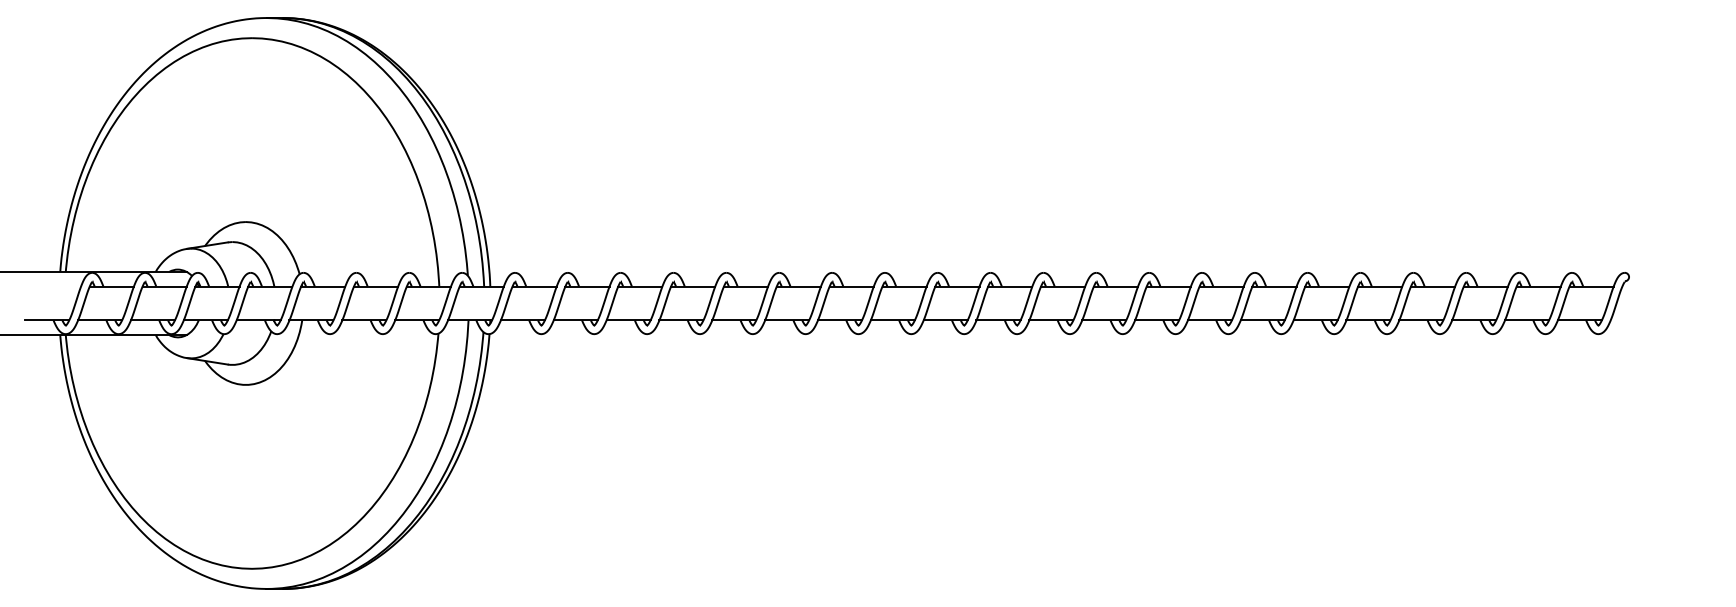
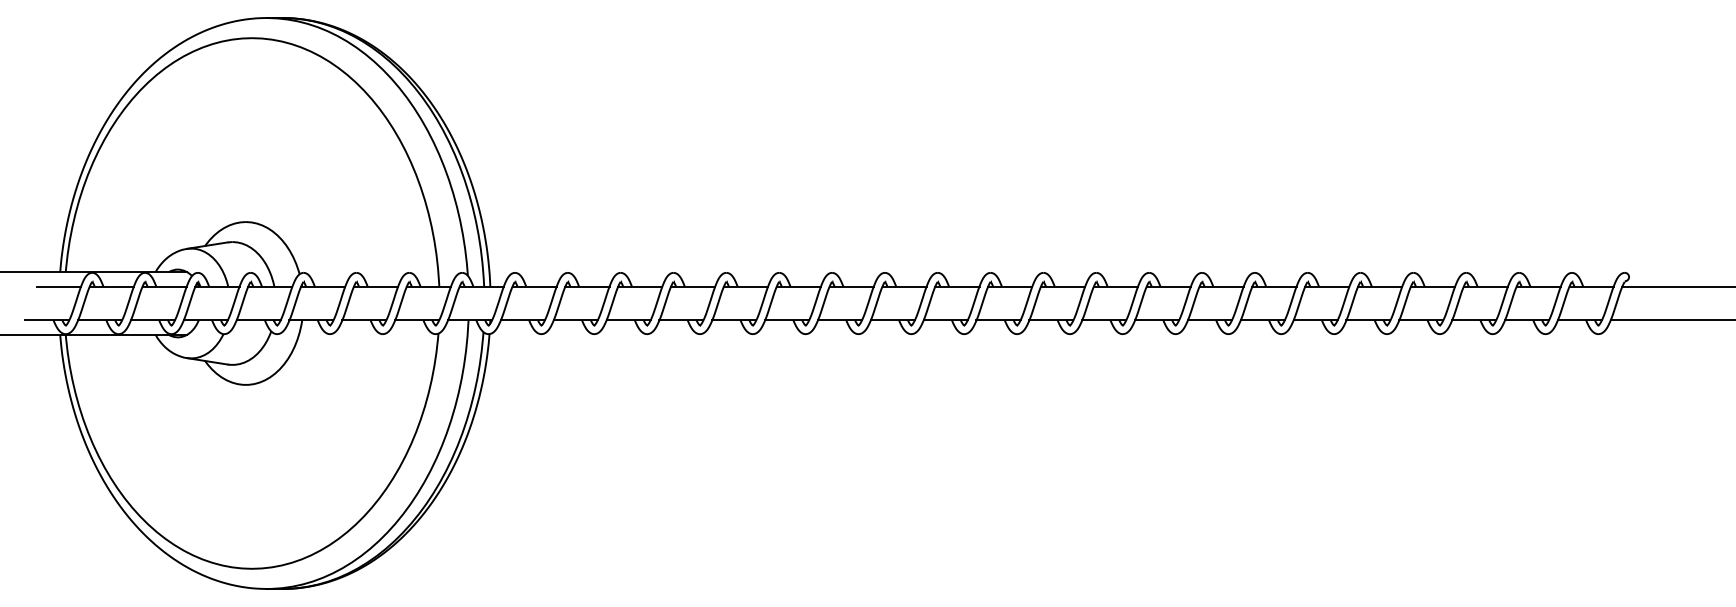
line: none -> present (58, 286)
line: none -> present (1677, 286)
line: none -> present (1671, 320)
